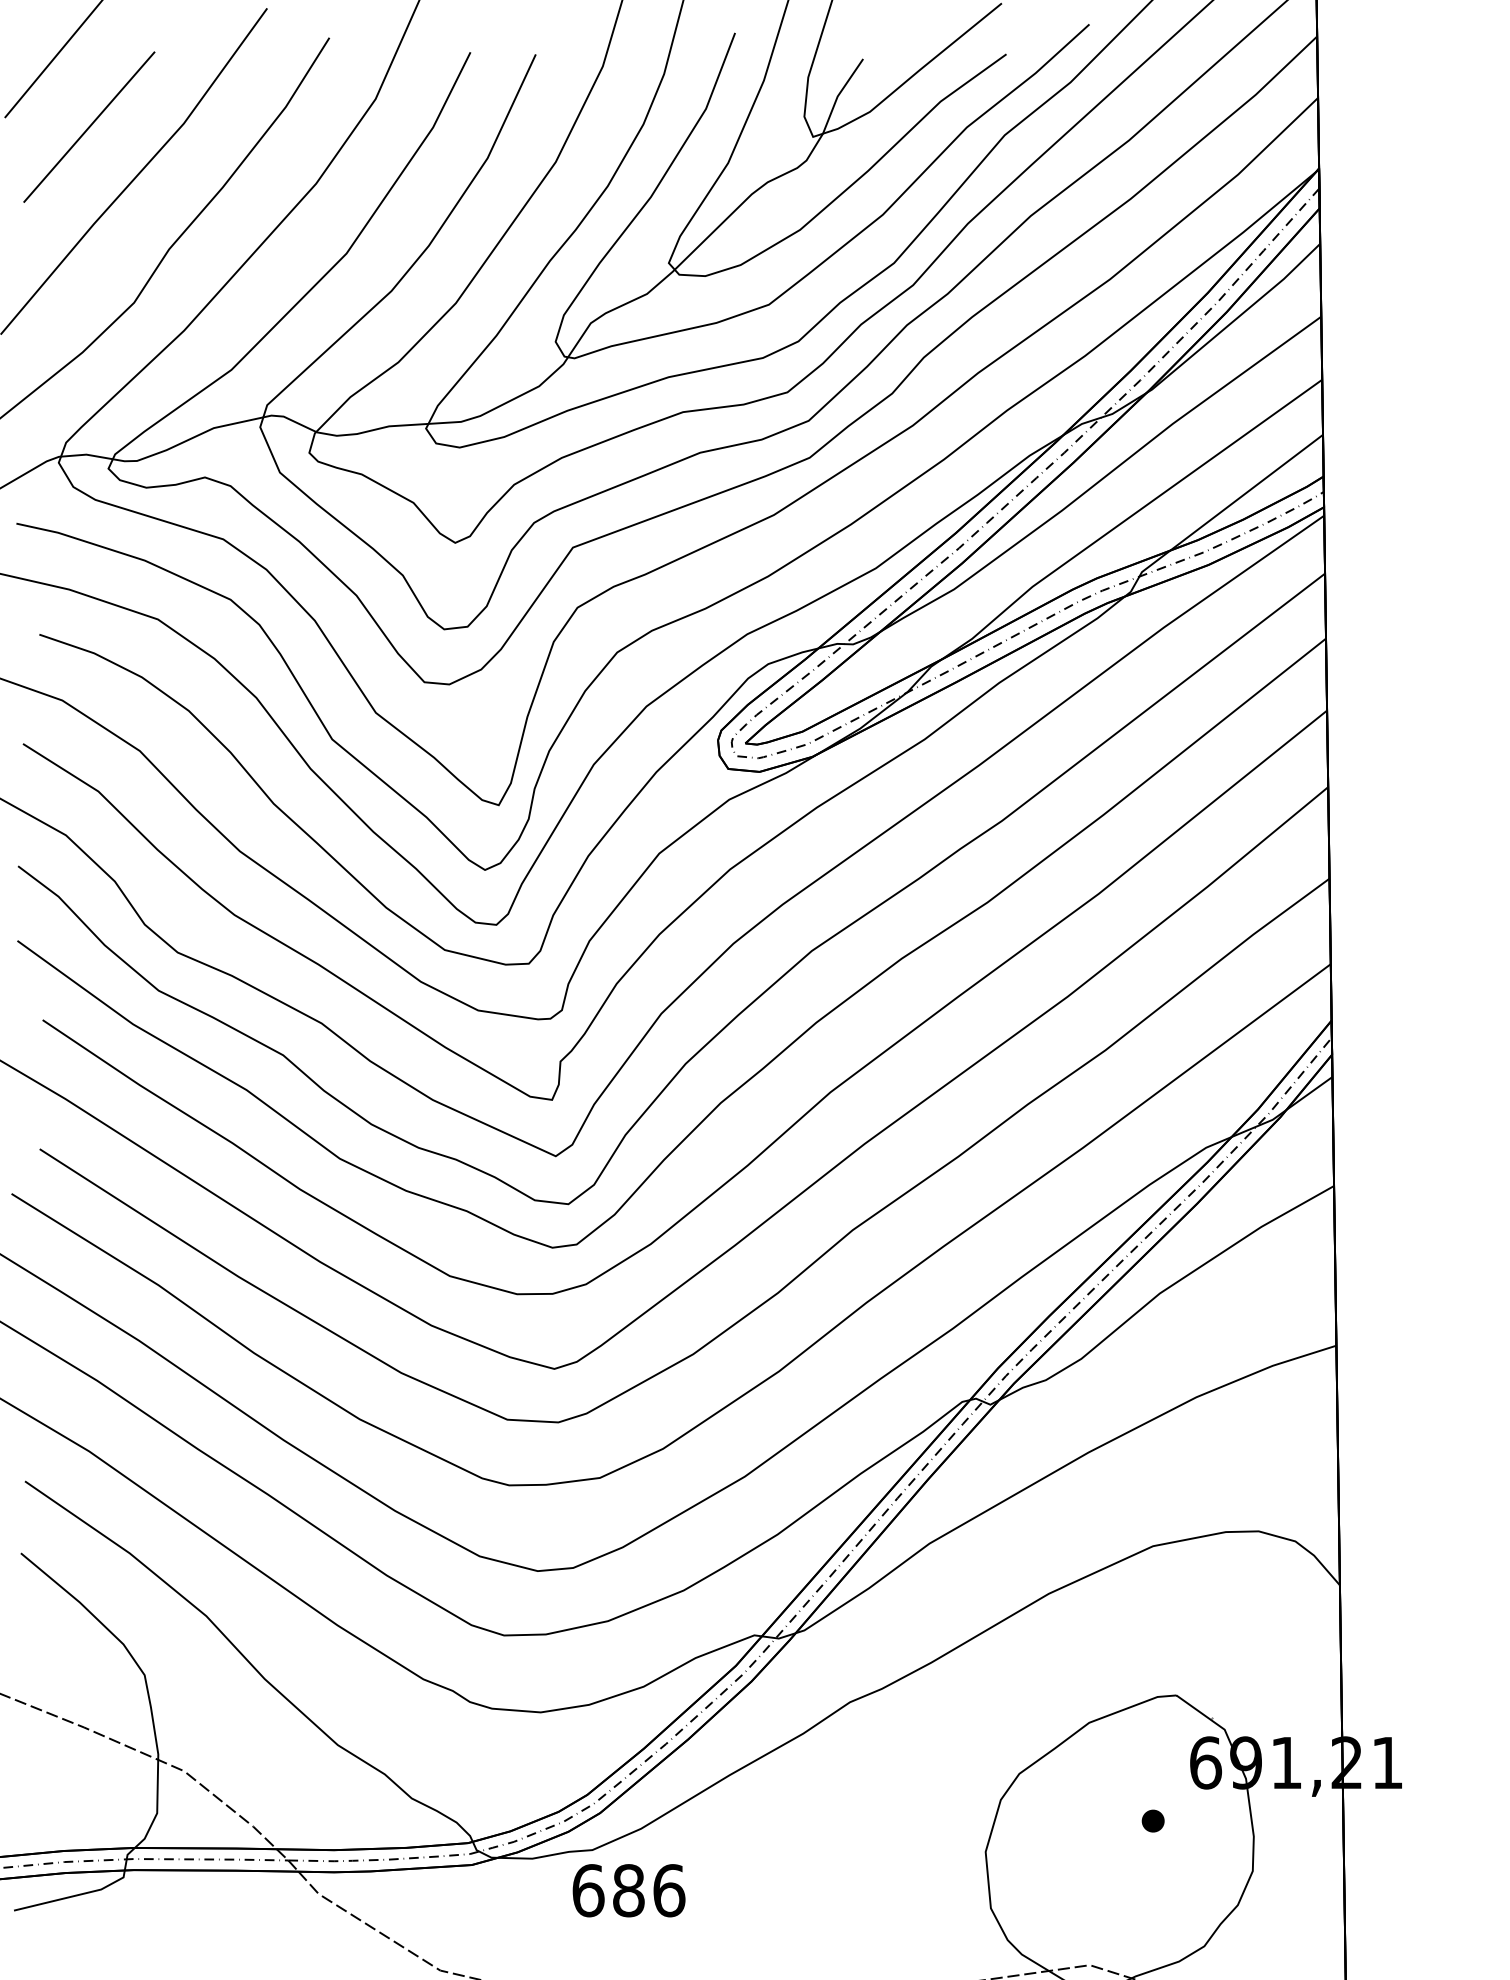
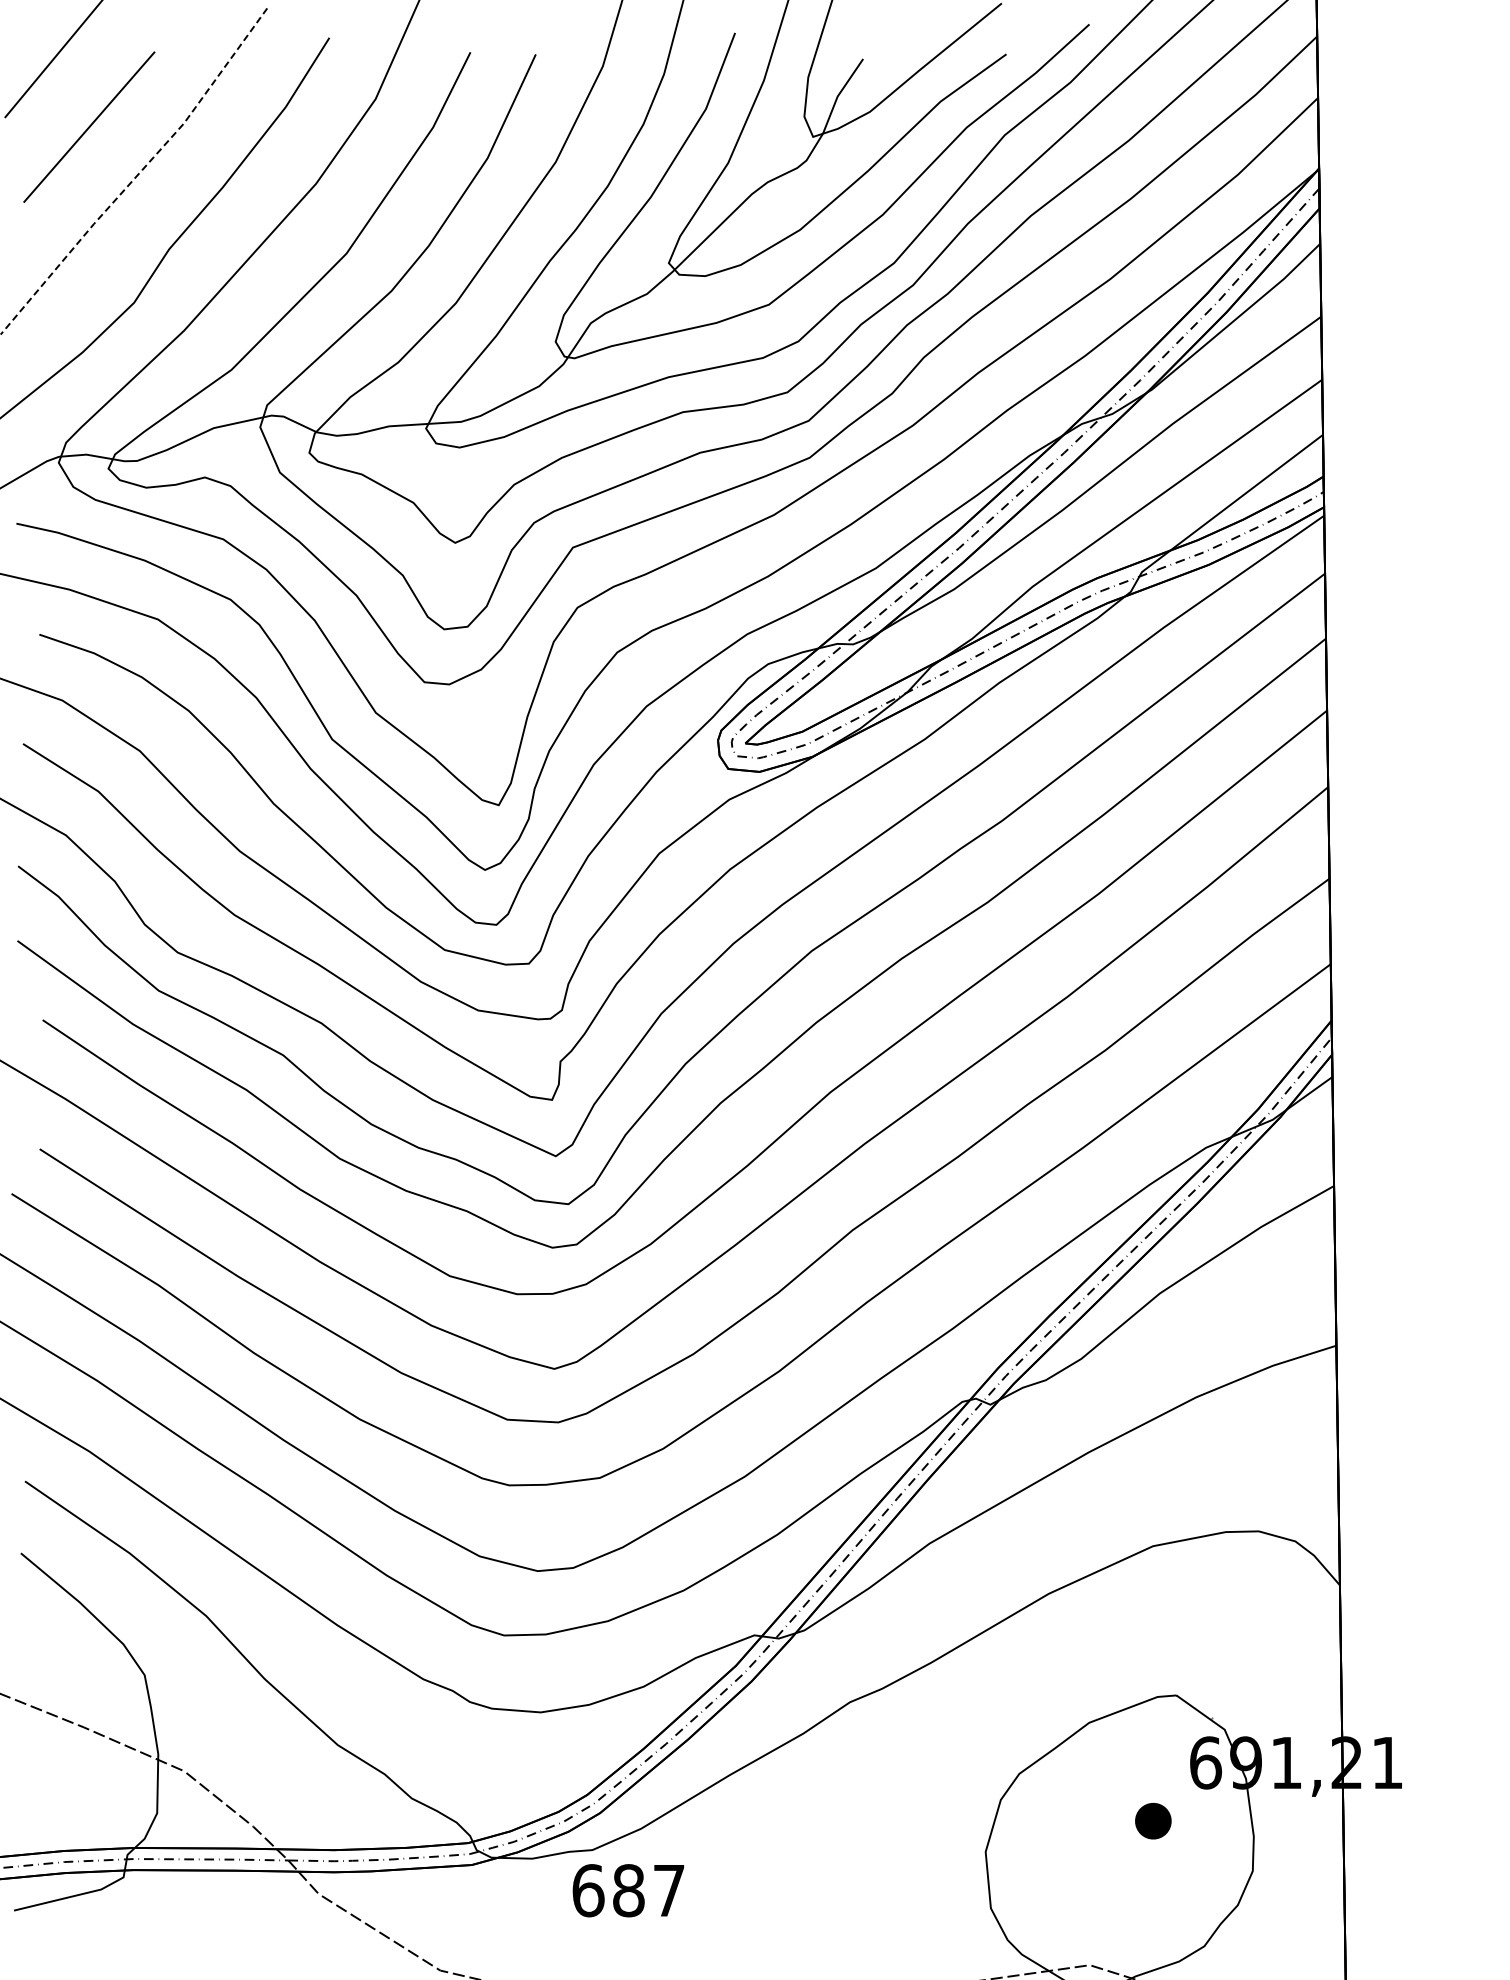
line: solid -> dashed (137, 175)
part size: 24x24 px -> 37x37 px (1153, 1821)
text: 686 -> 687 (669, 1890)
